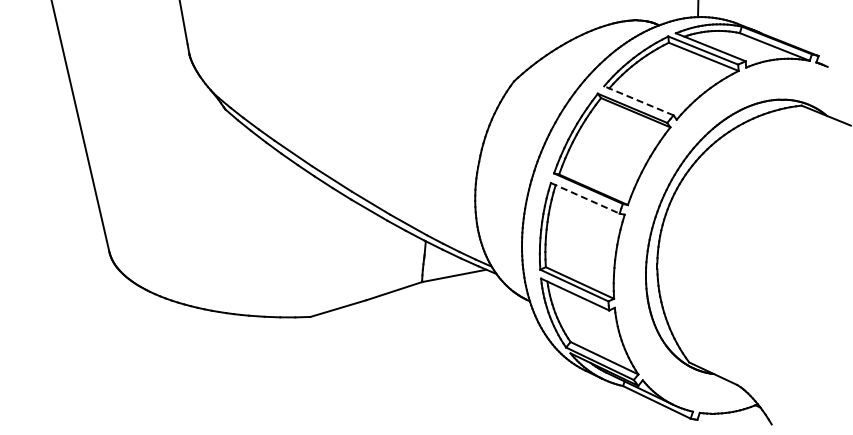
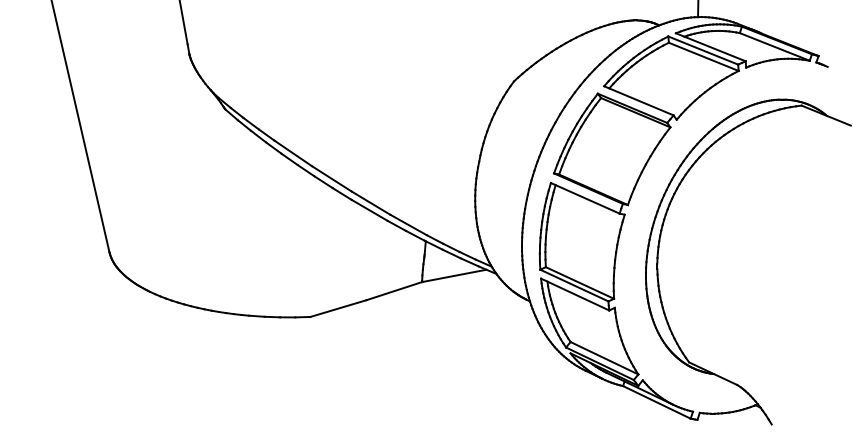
line: dashed -> solid (638, 100)
line: dashed -> solid (585, 198)
